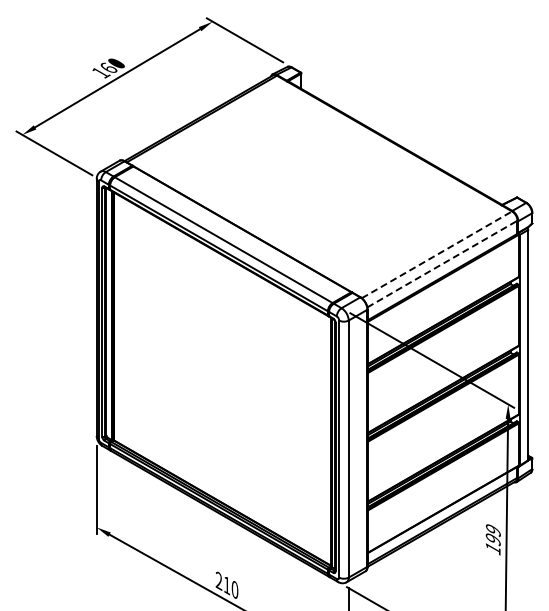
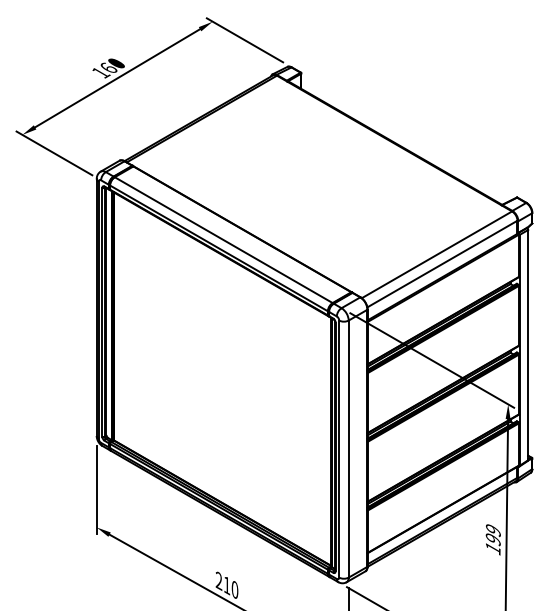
line: dashed -> solid (436, 254)
line: dashed -> solid (442, 264)
